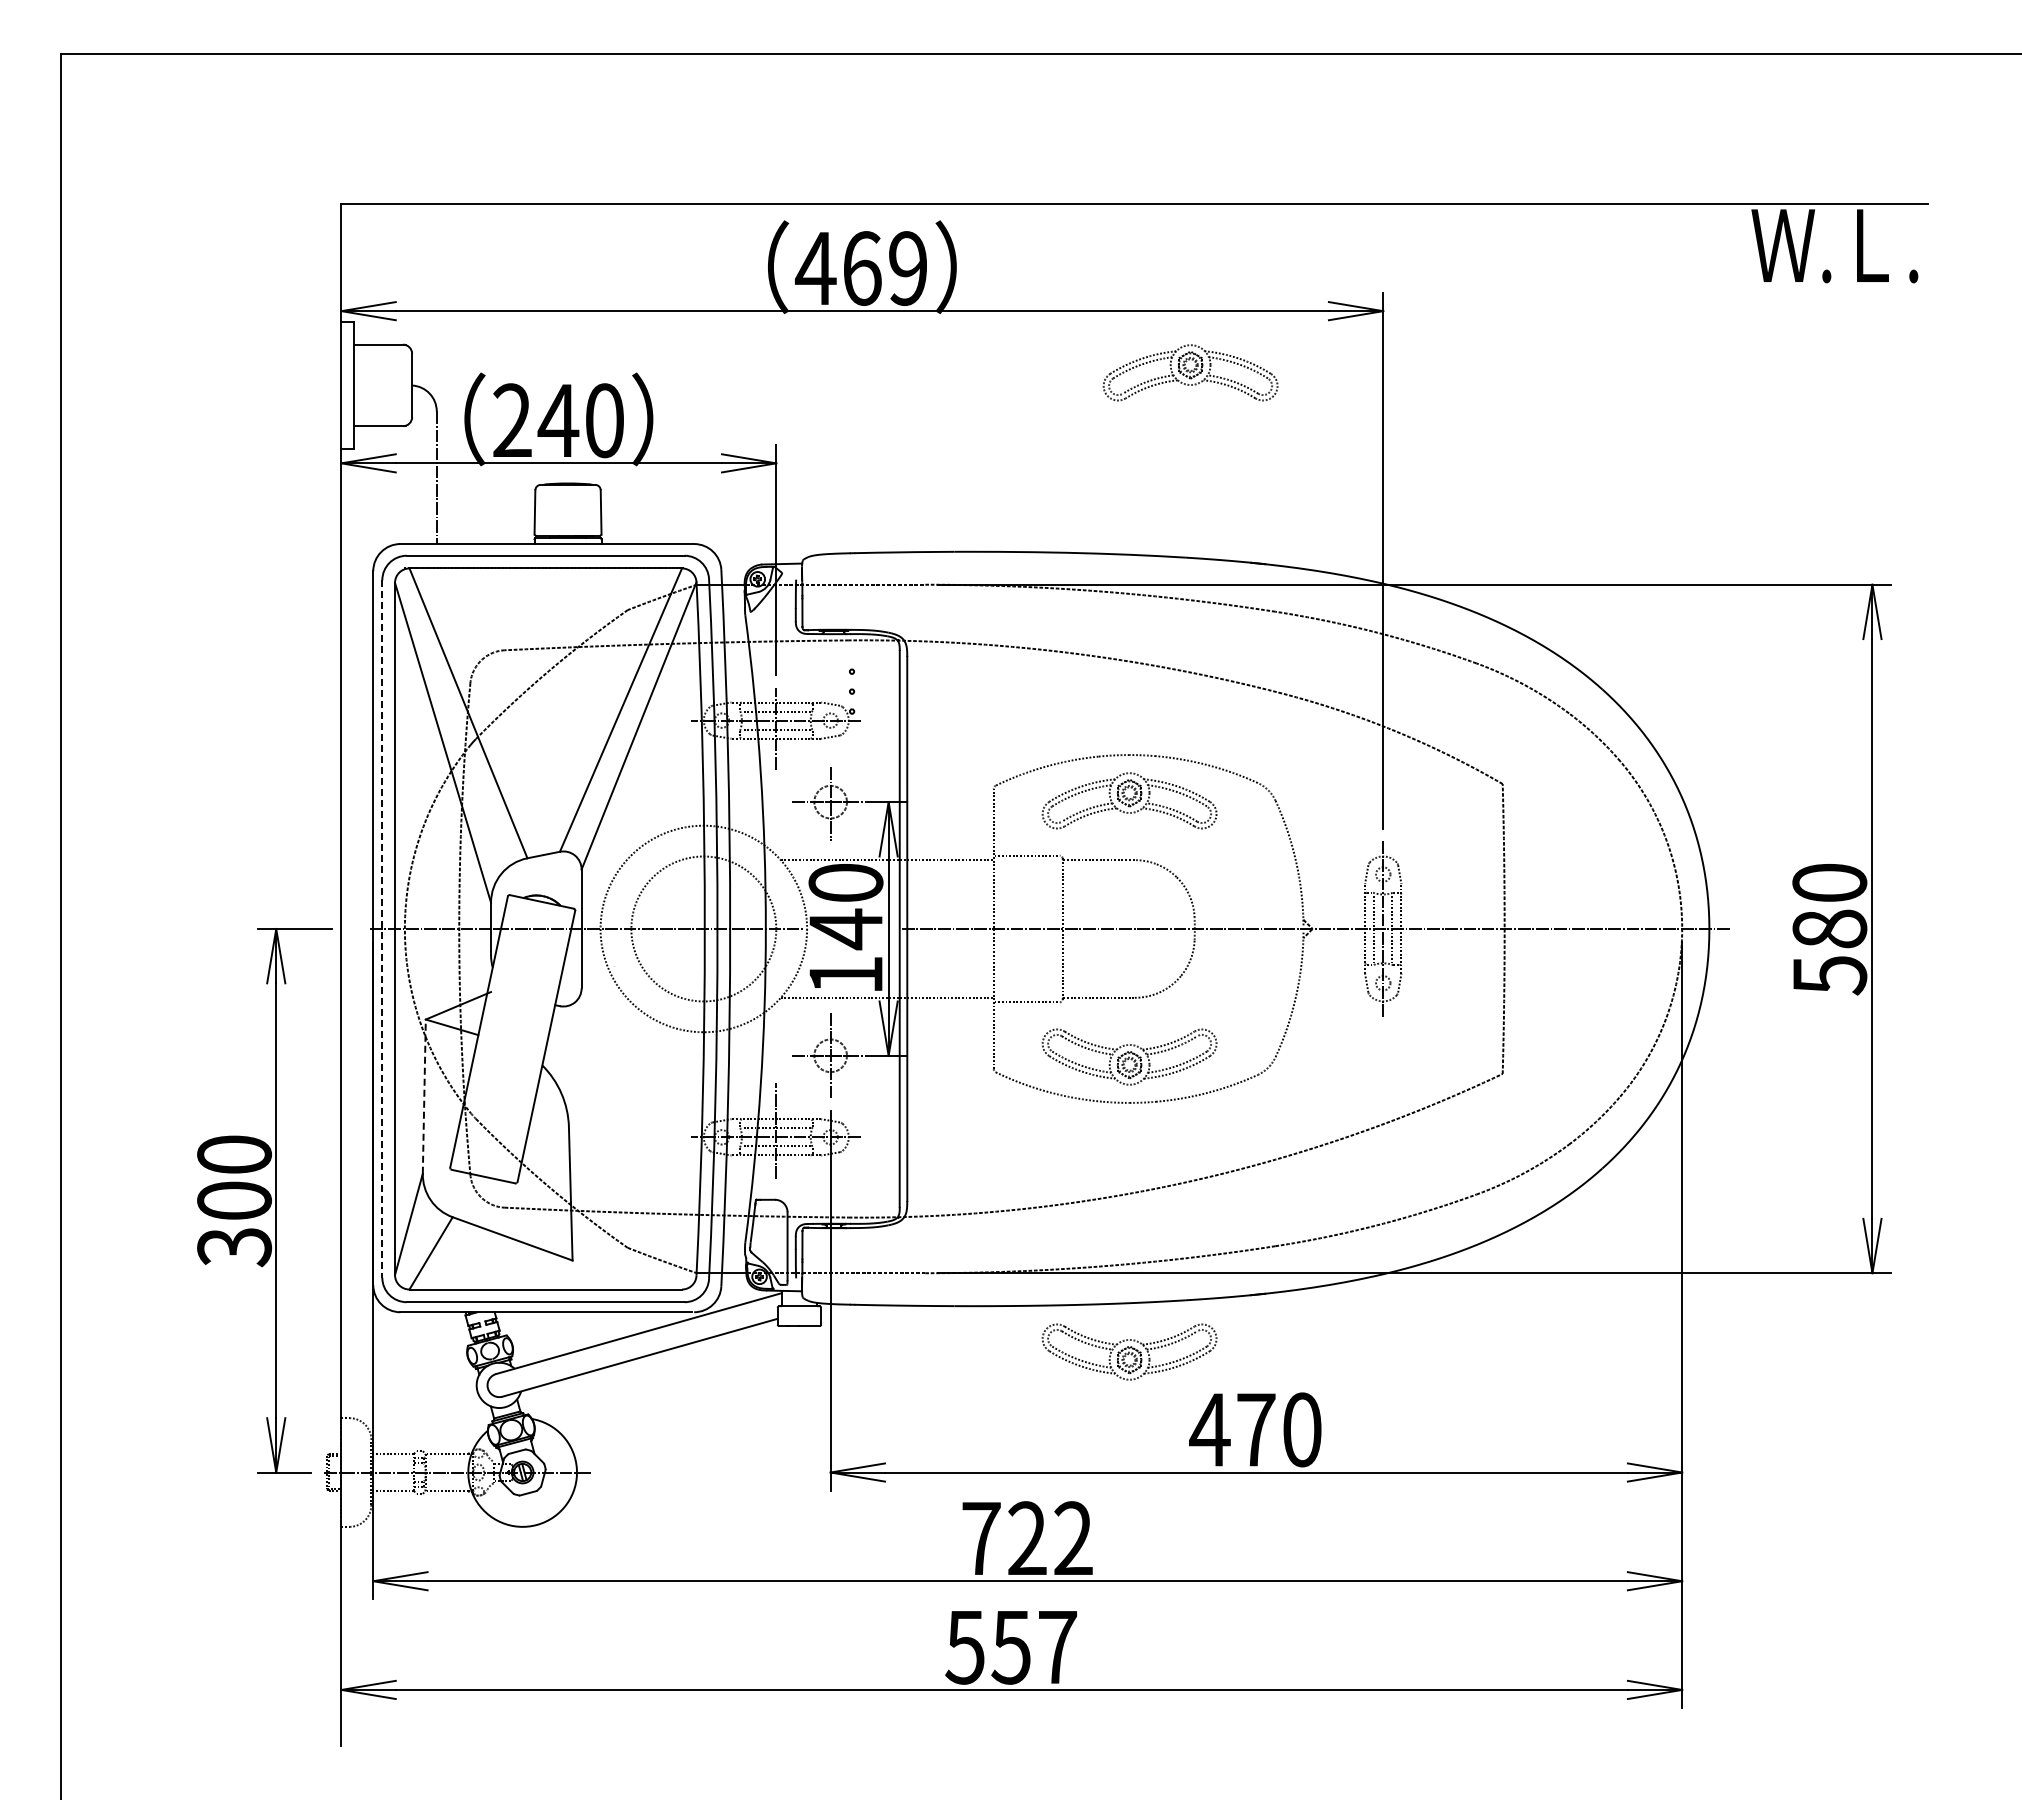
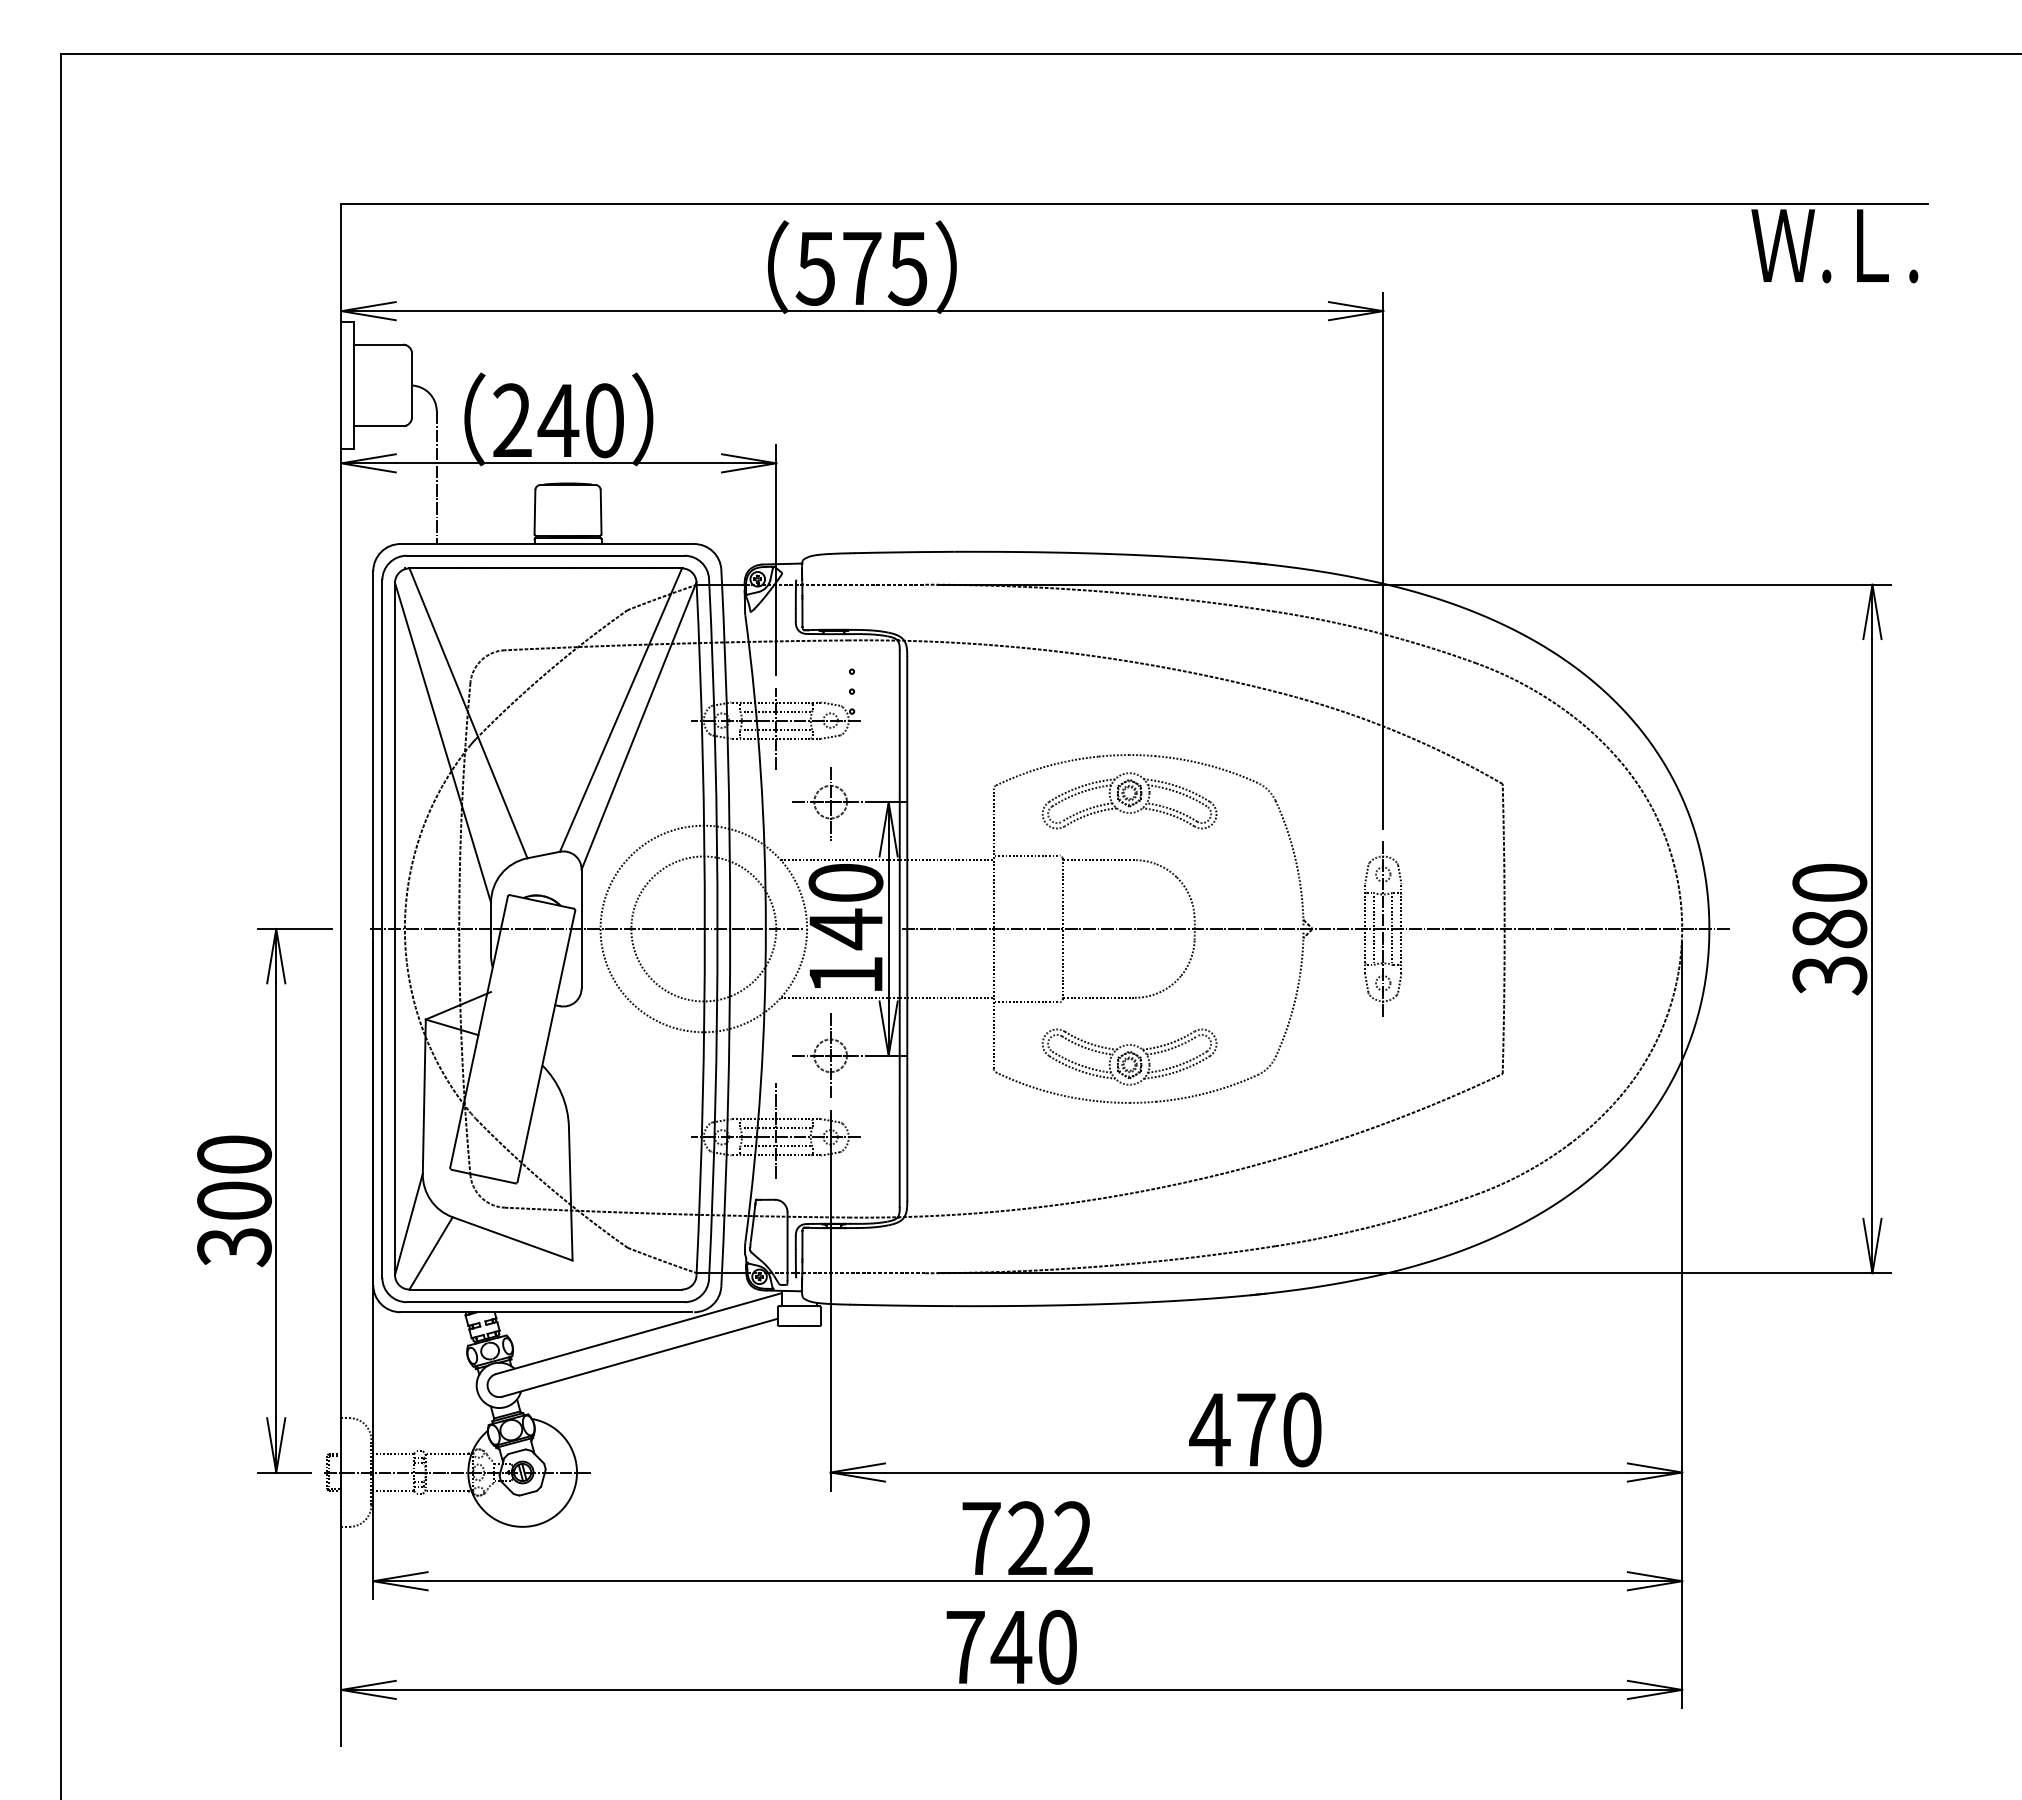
text: 469 -> 575 (860, 268)
part: present -> none (1190, 372)
line: dashed -> solid (382, 928)
text: 580 -> 380 (1829, 975)
line: dashed -> solid (424, 1096)
part: present -> none (1129, 1351)
text: 557 -> 740 (1010, 1646)
